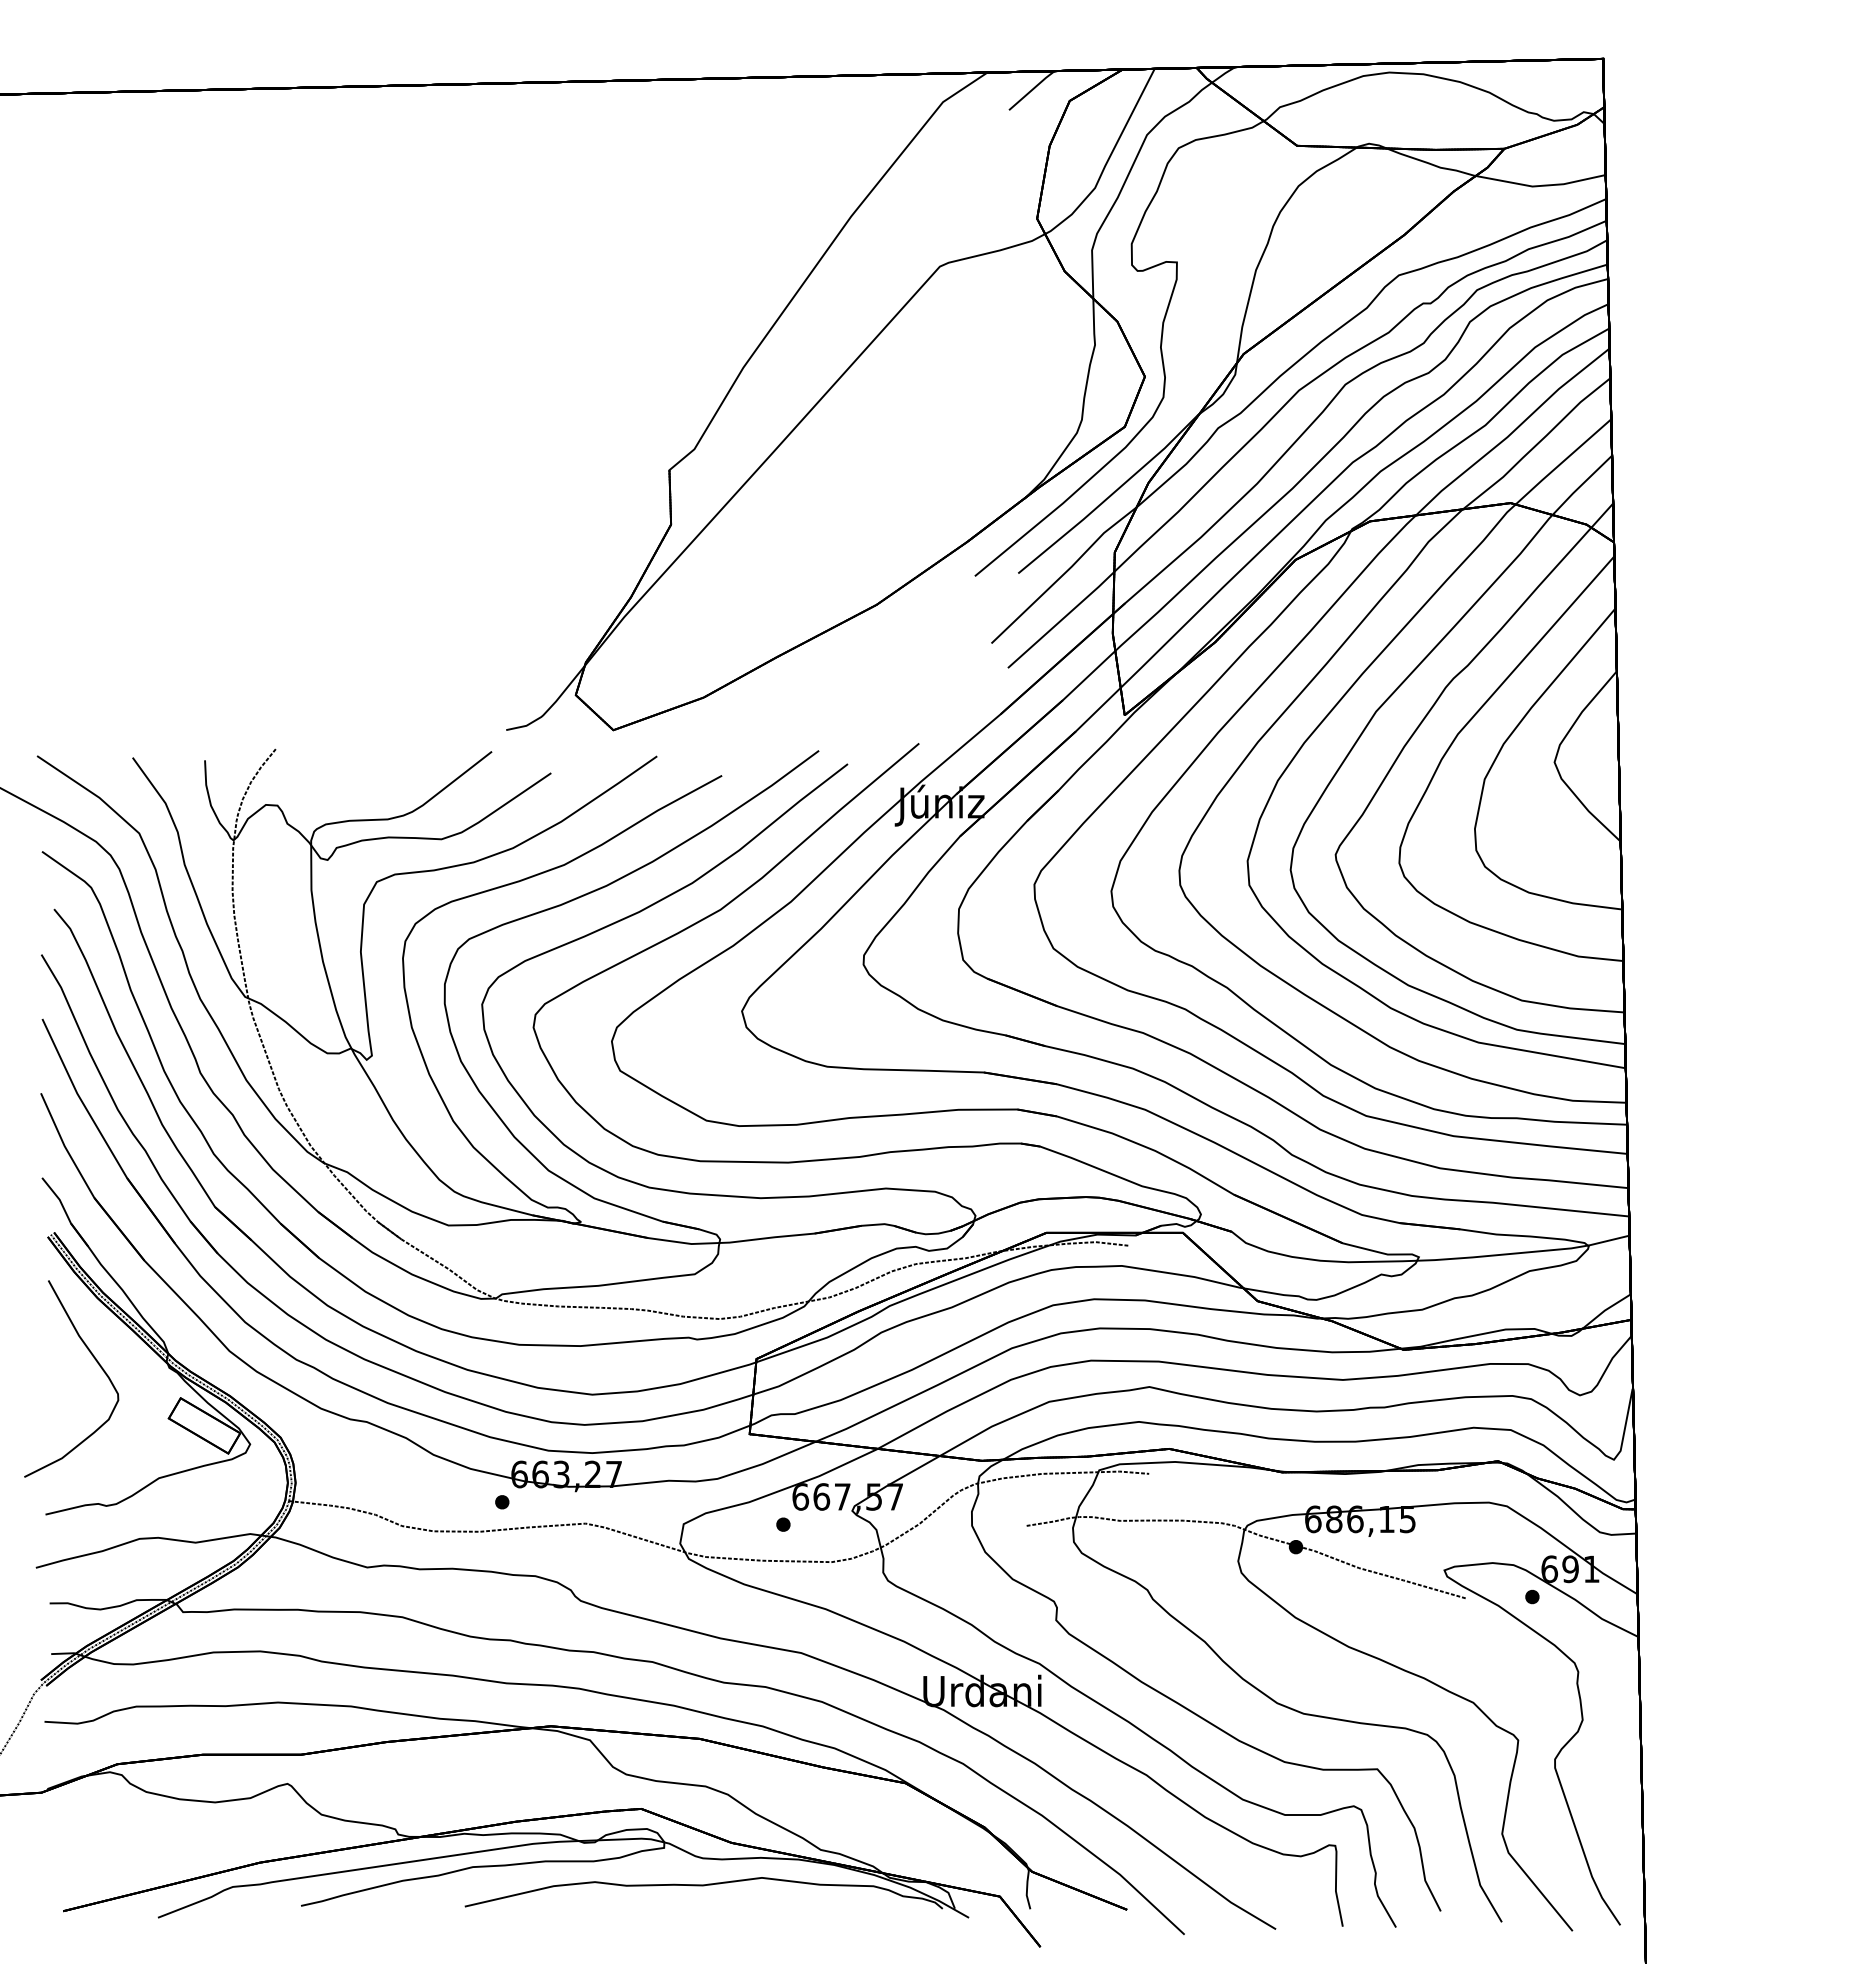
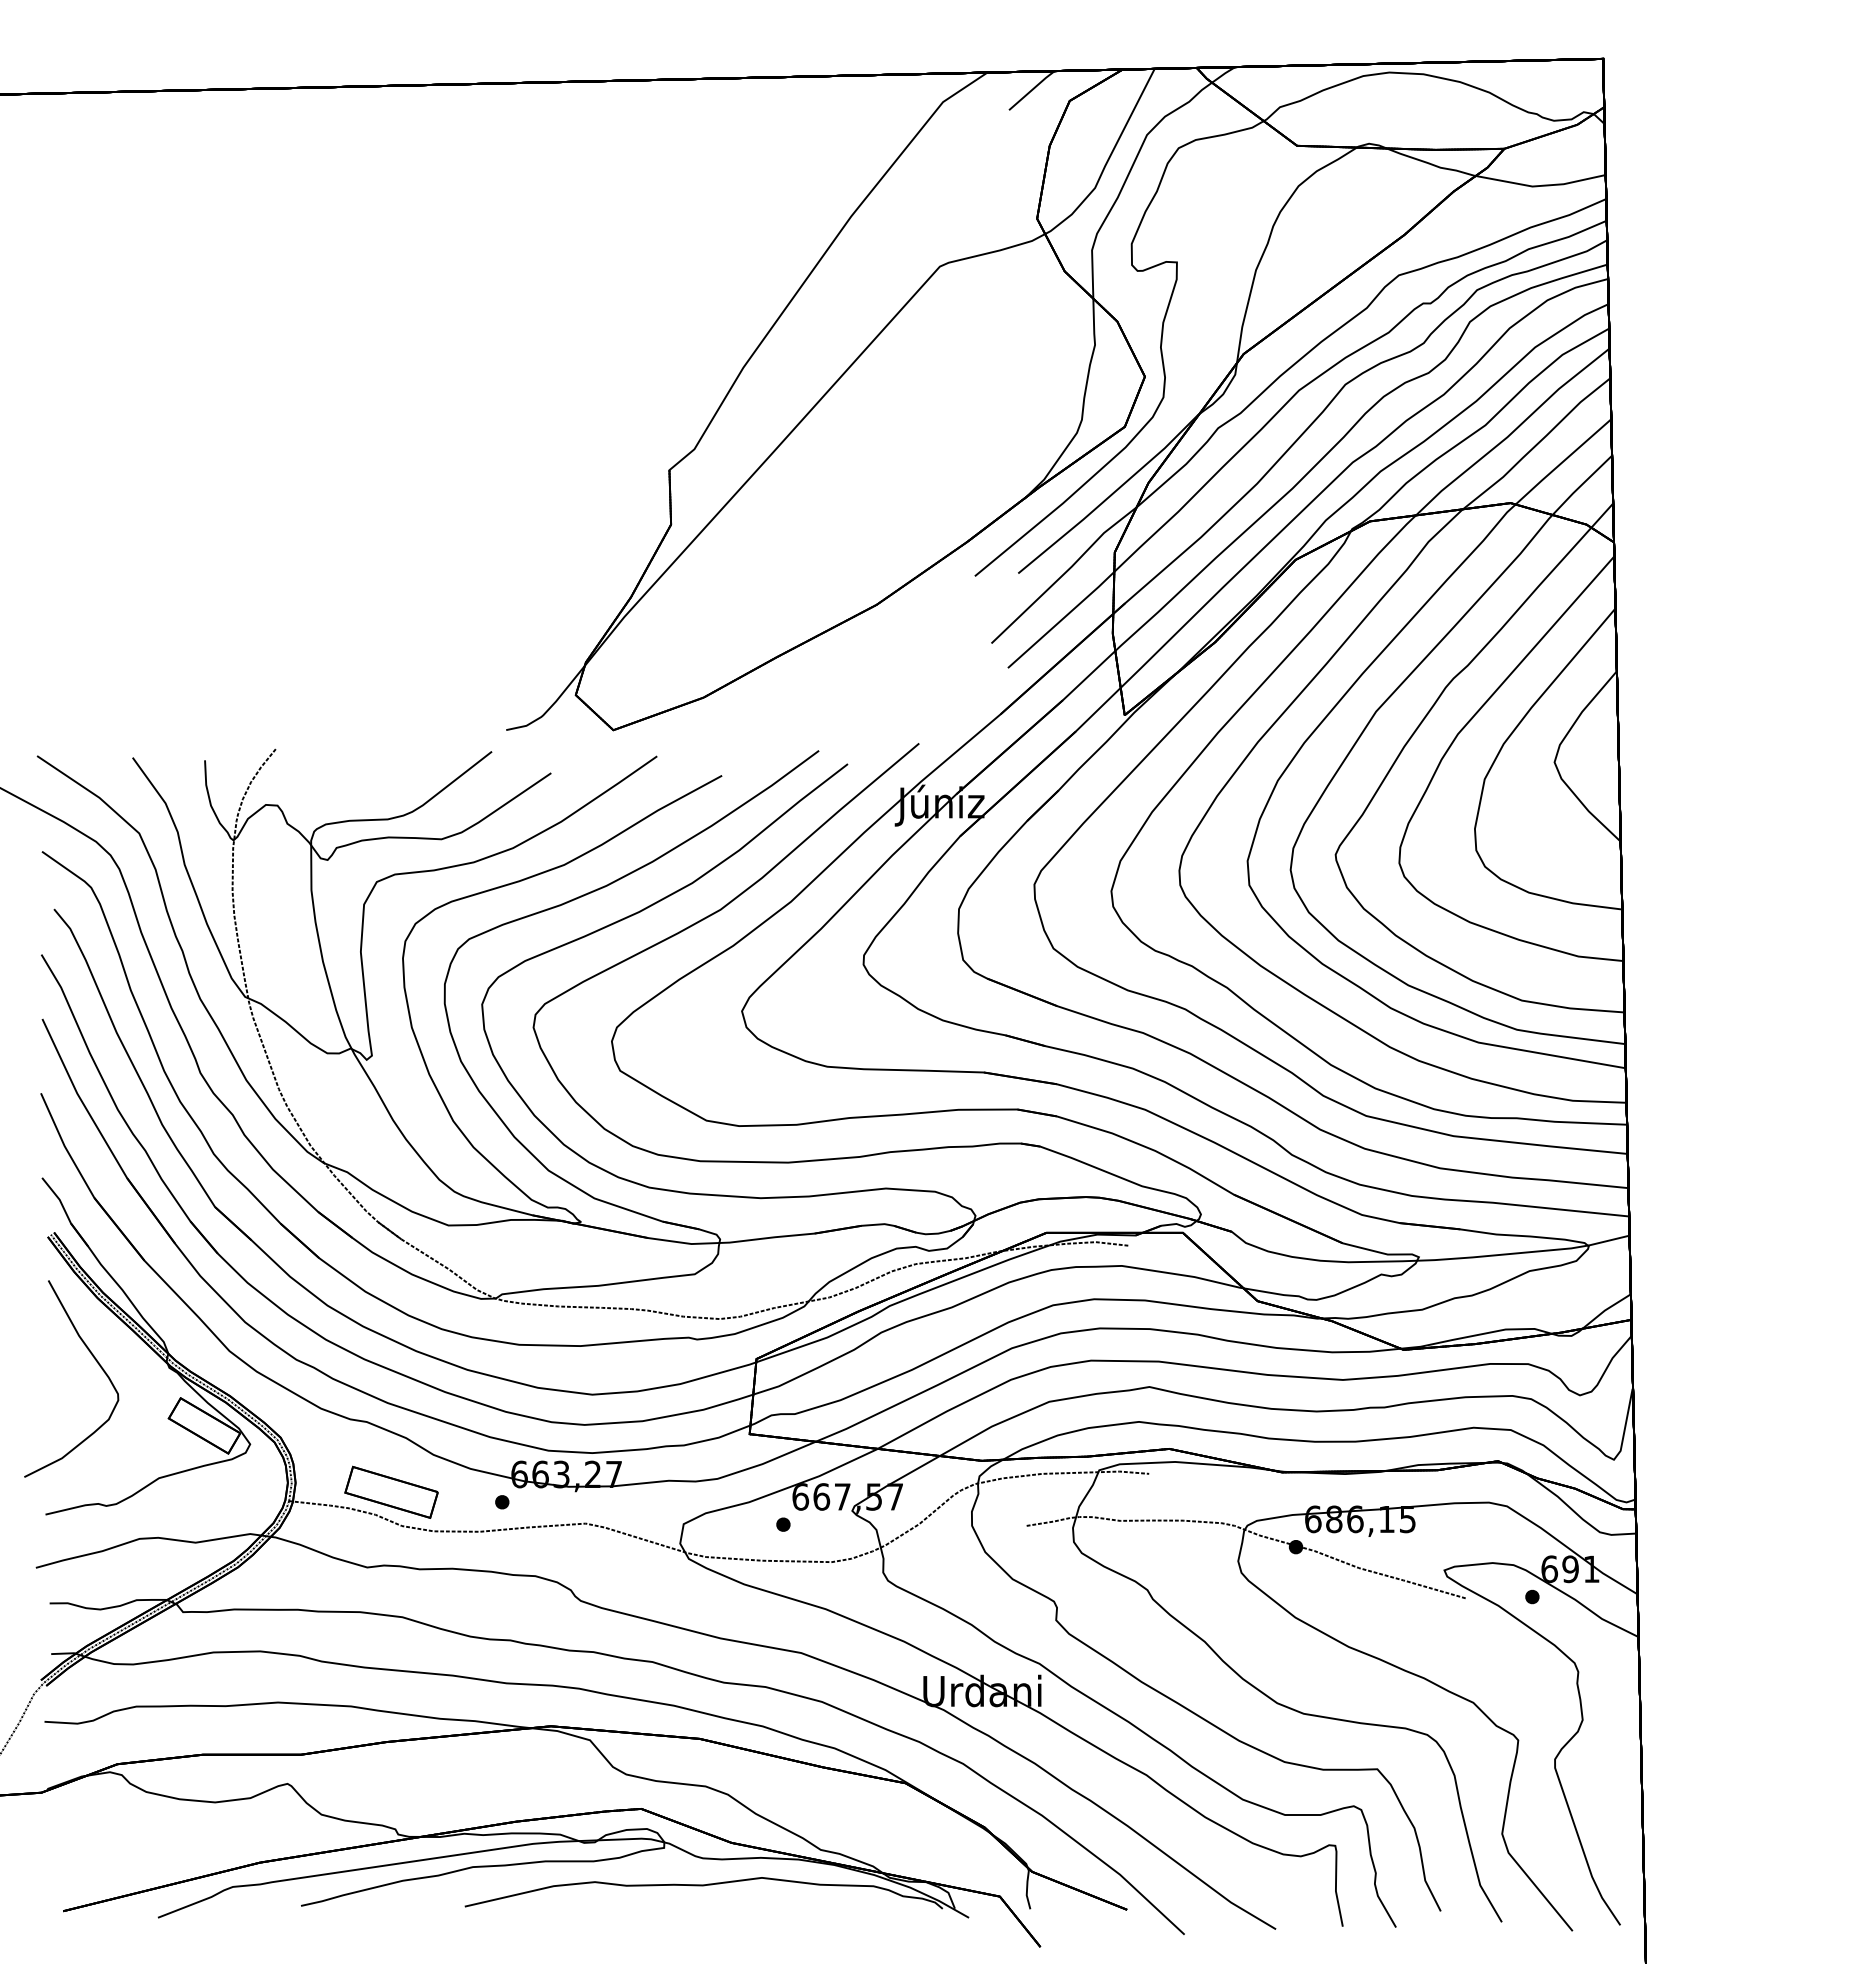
part: none -> present (391, 1491)
